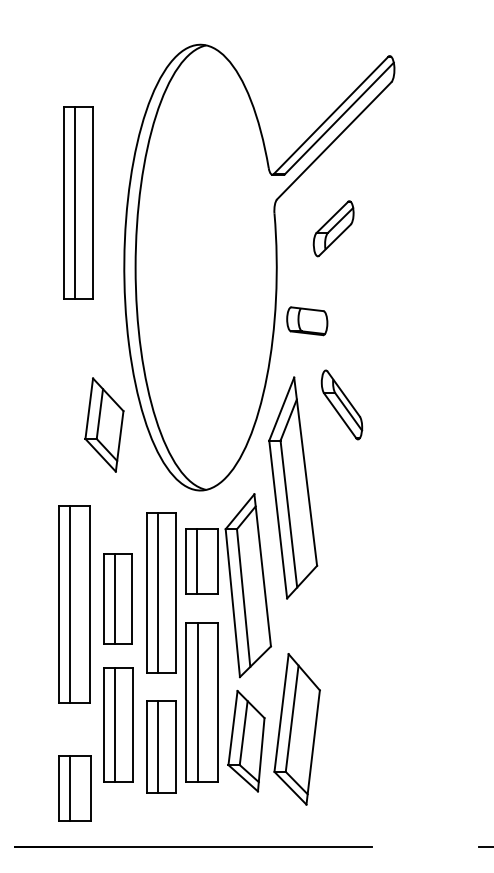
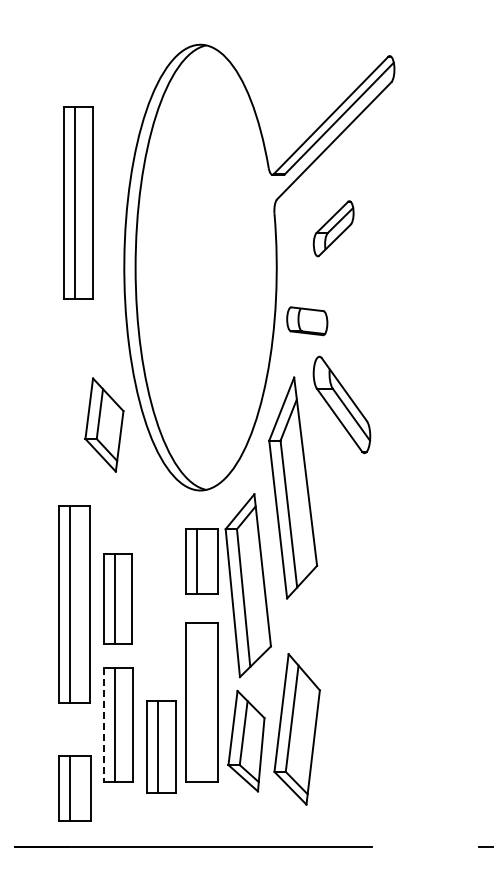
part size: 44x72 px -> 60x100 px (341, 404)
part: present -> none (161, 592)
line: present -> none (197, 702)
line: solid -> dashed (103, 725)
